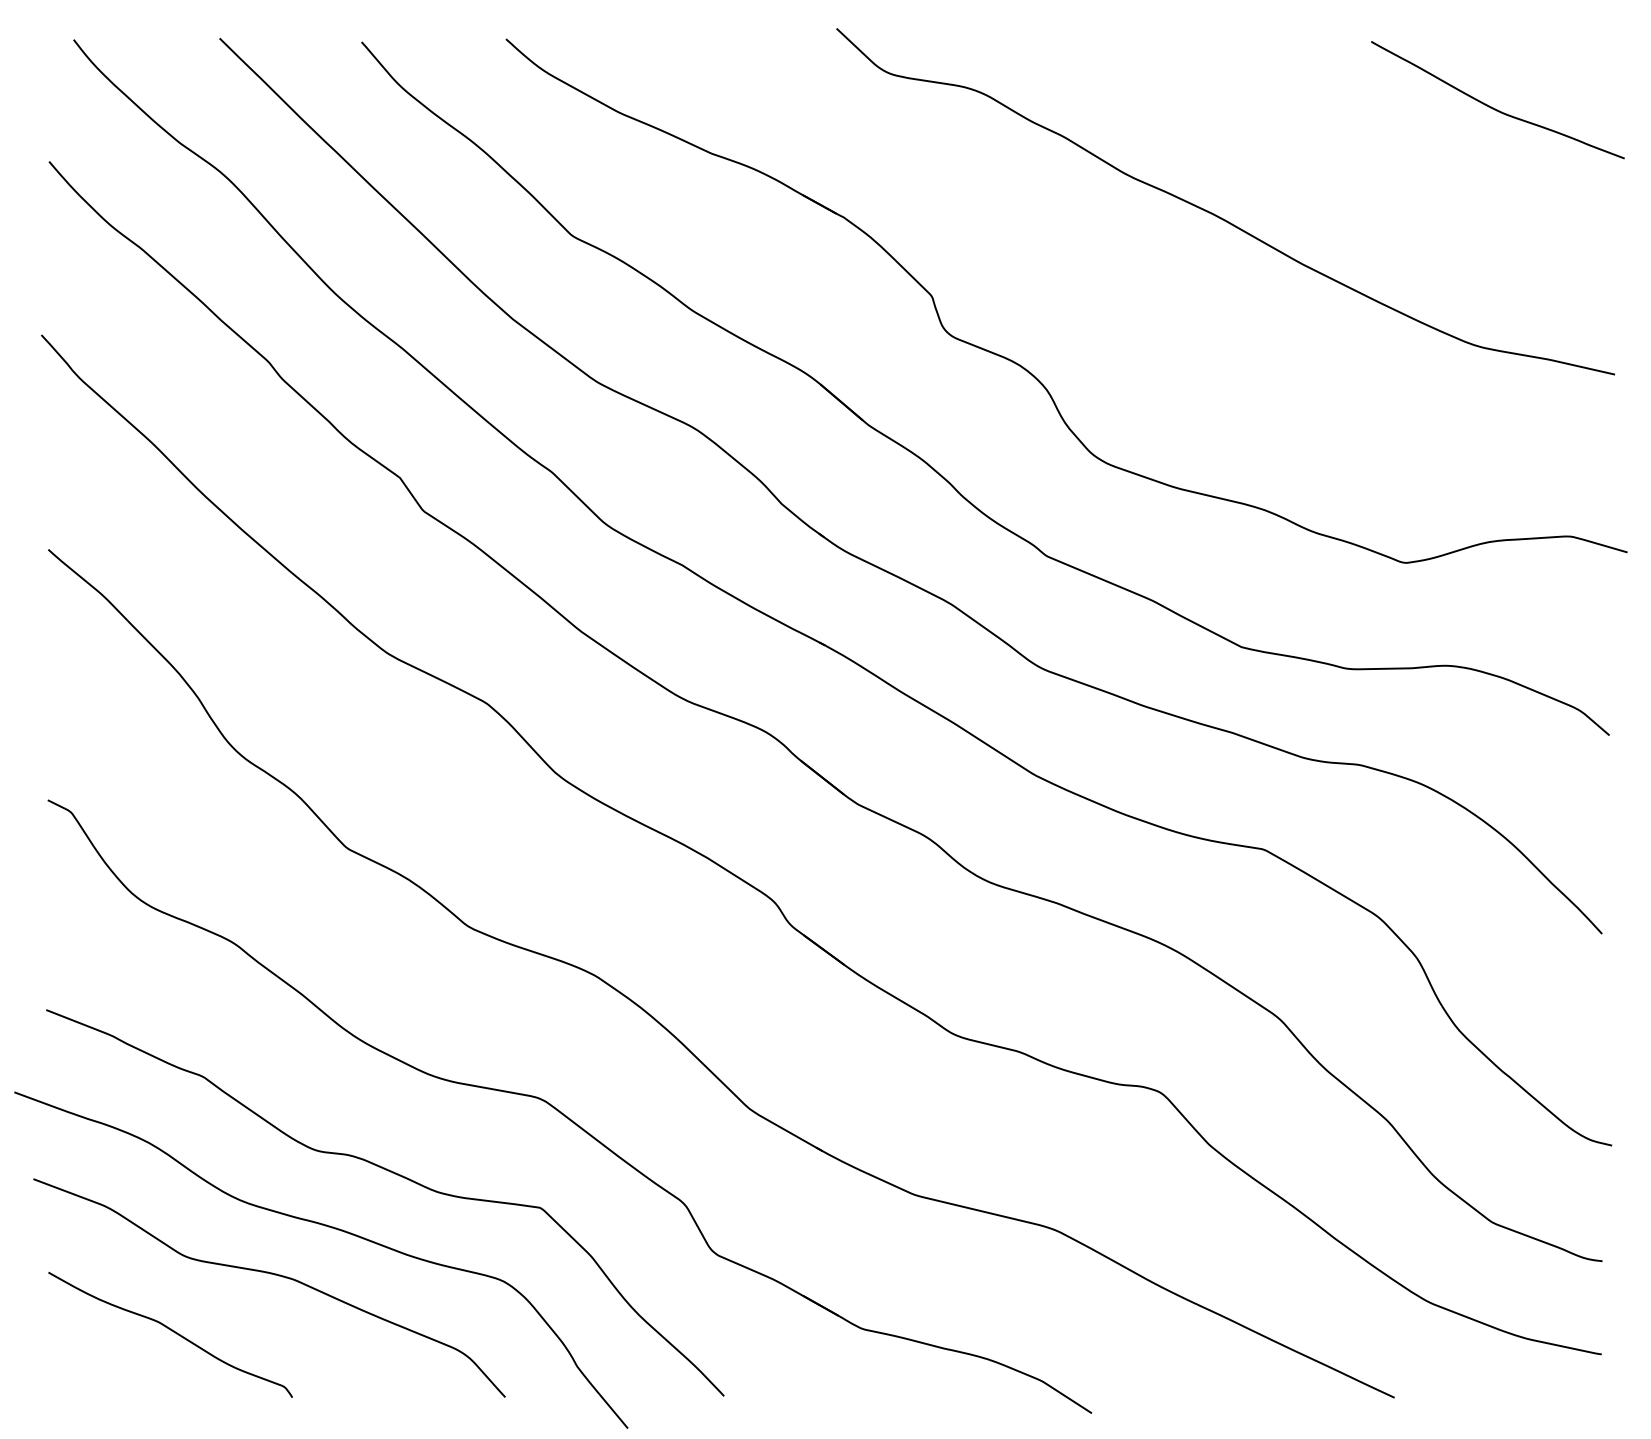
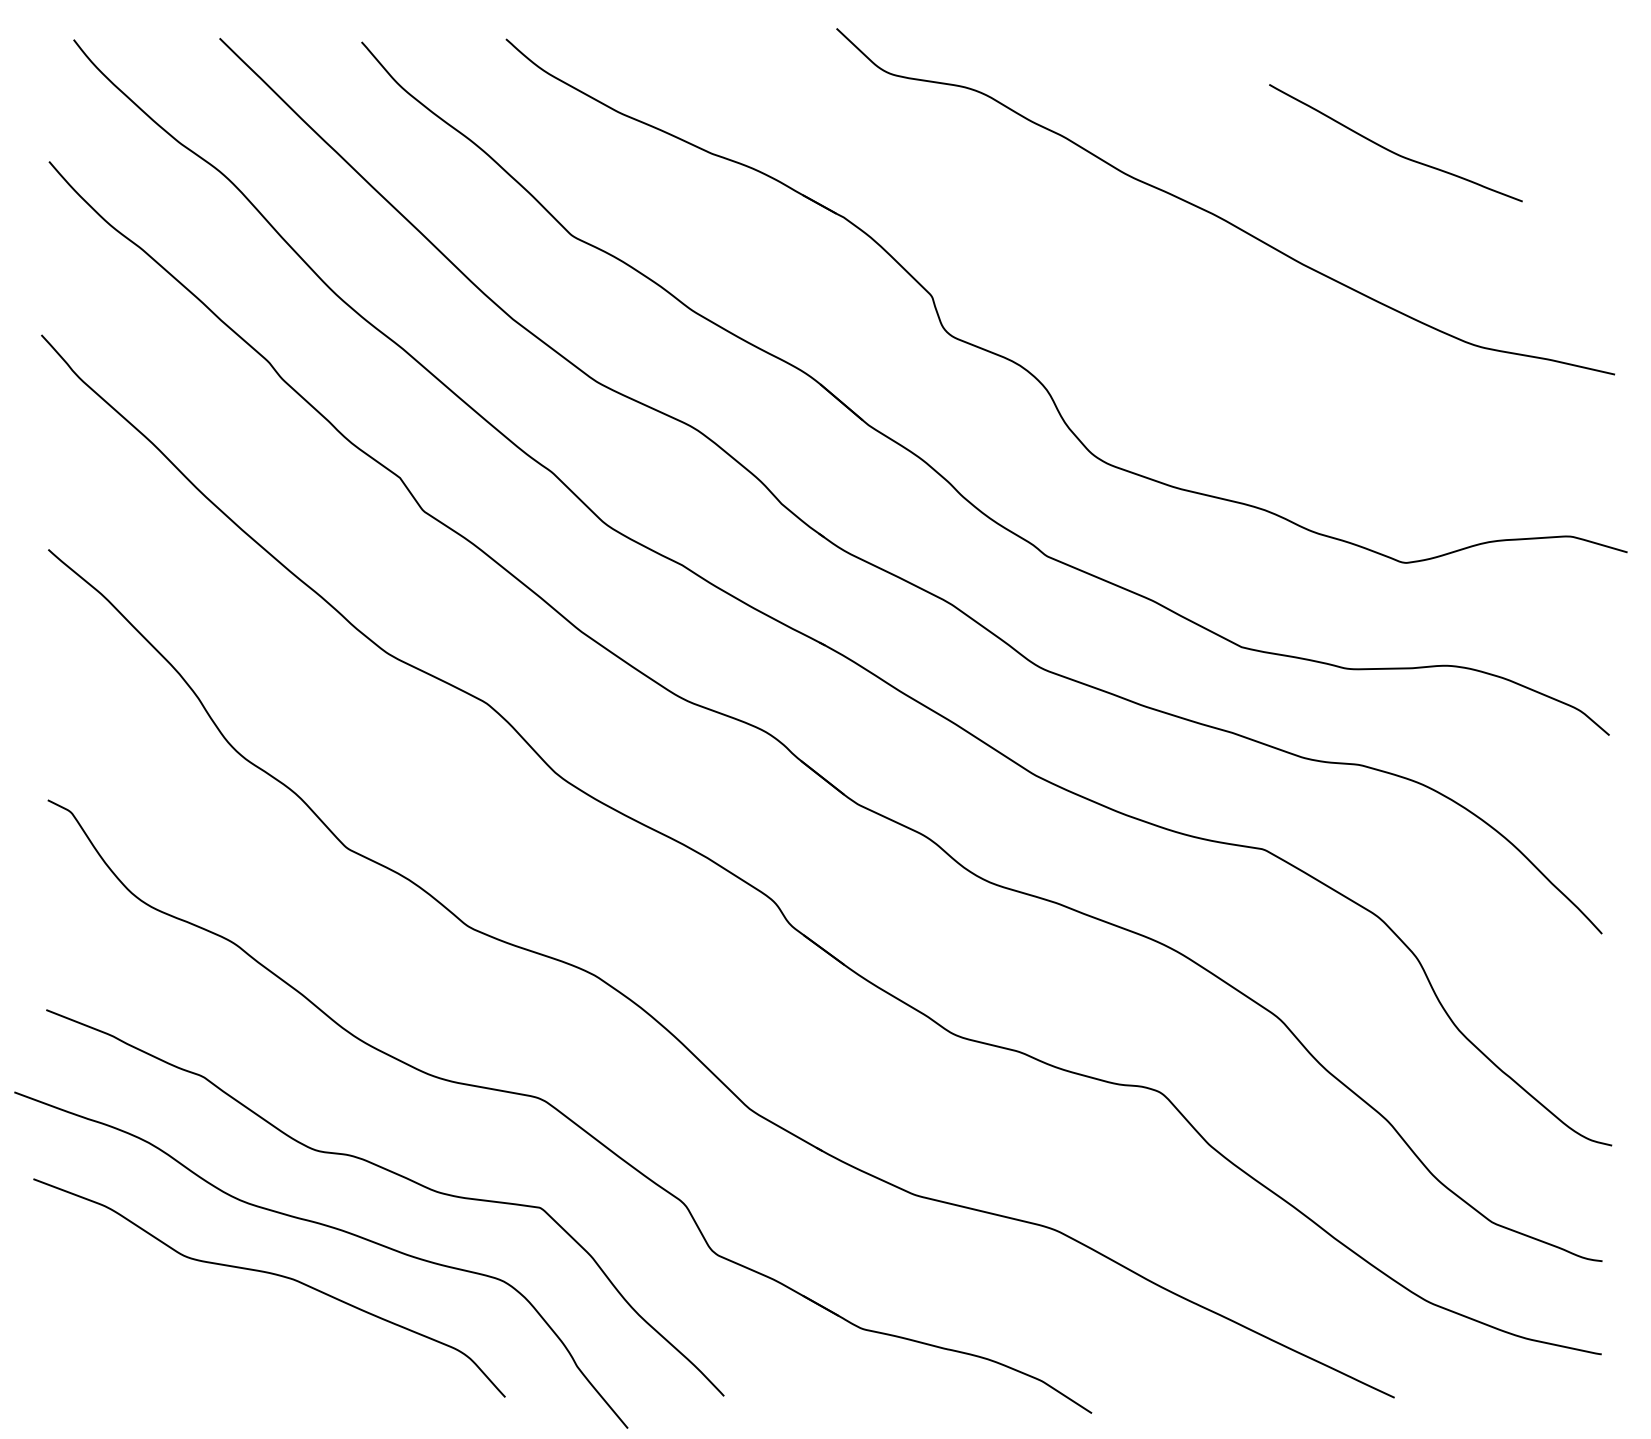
curve position: (1493, 107) -> (1391, 150) (1391, 150)
curve: present -> none (171, 1331)
